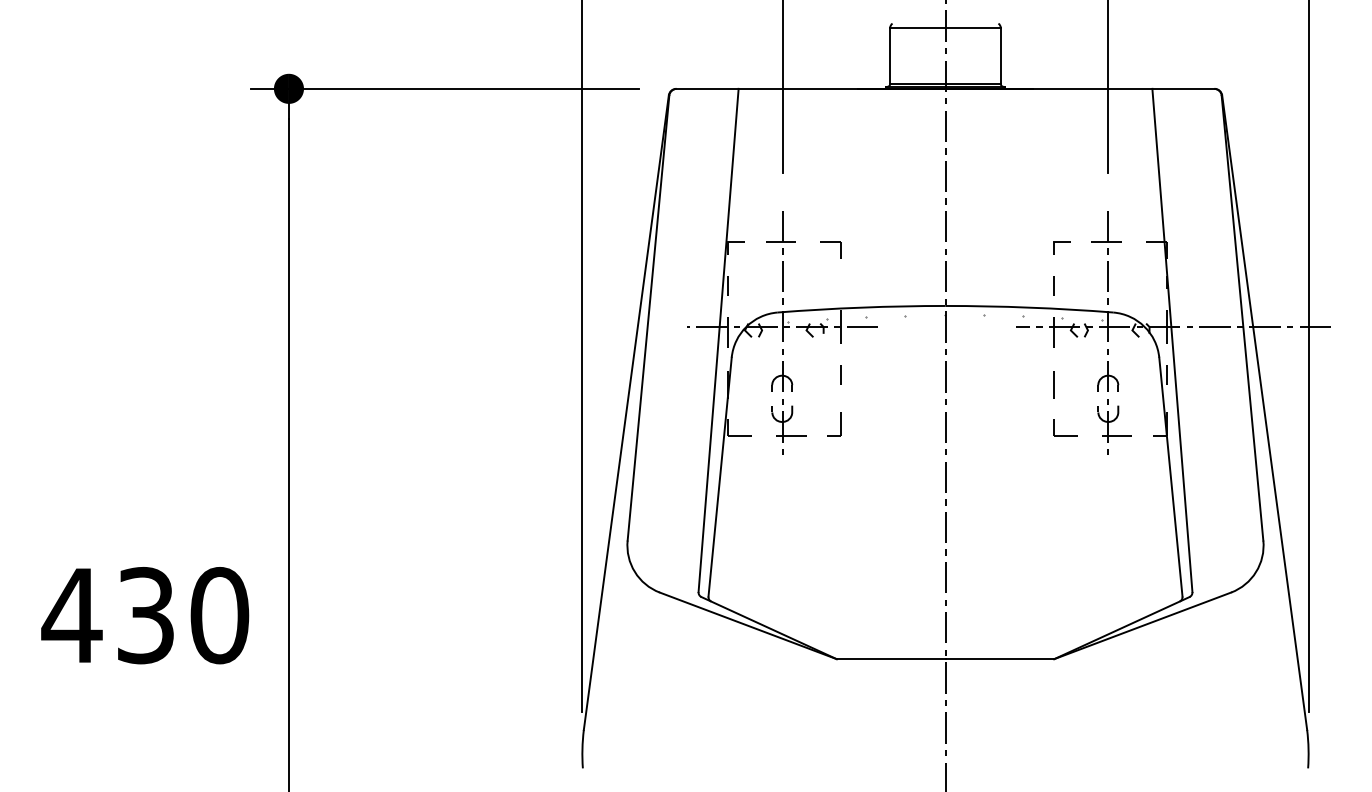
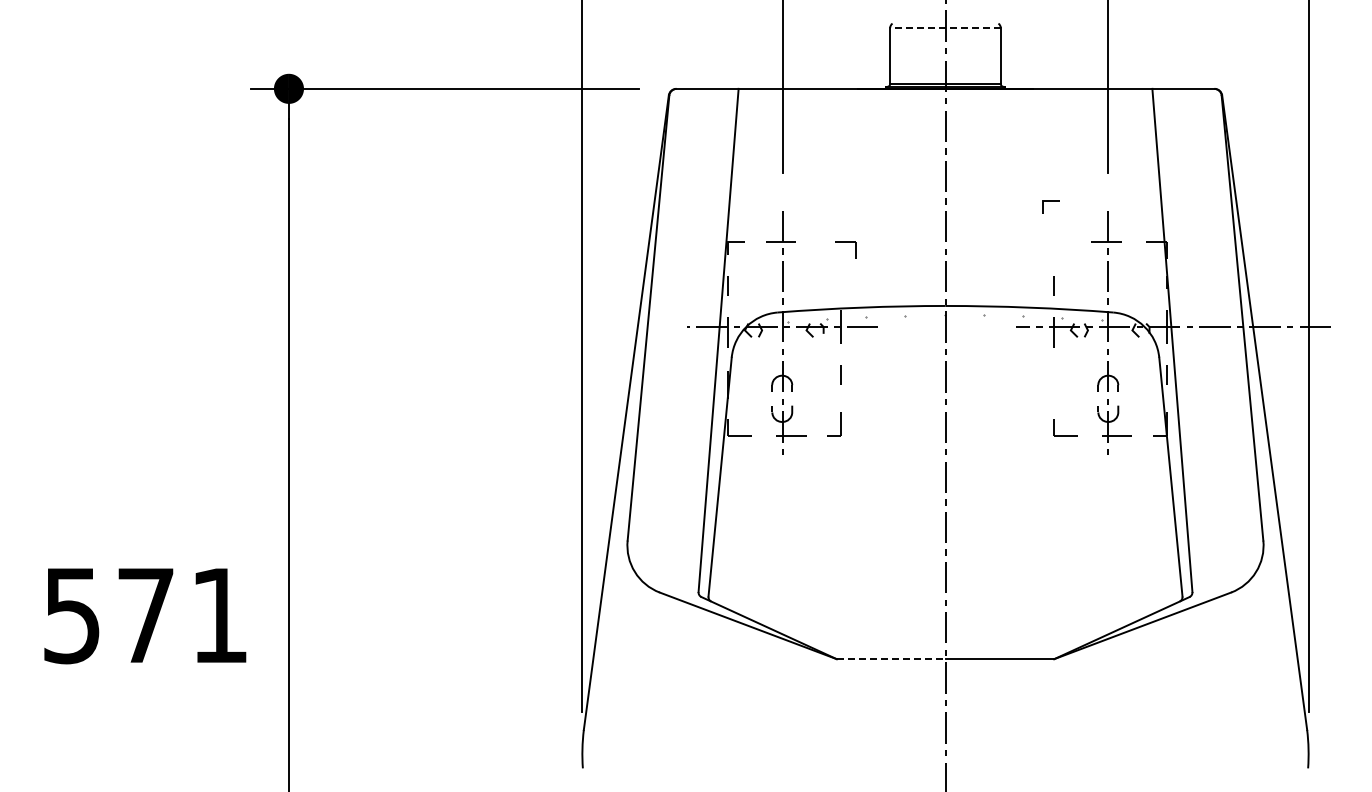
line: solid -> dashed (944, 27)
part position: (830, 242) -> (845, 242) (845, 242)
line position: (1061, 242) -> (1050, 201) (1050, 201)
line: present -> none (1053, 384)
text: 430 -> 571 (145, 615)
line: solid -> dashed (891, 659)
